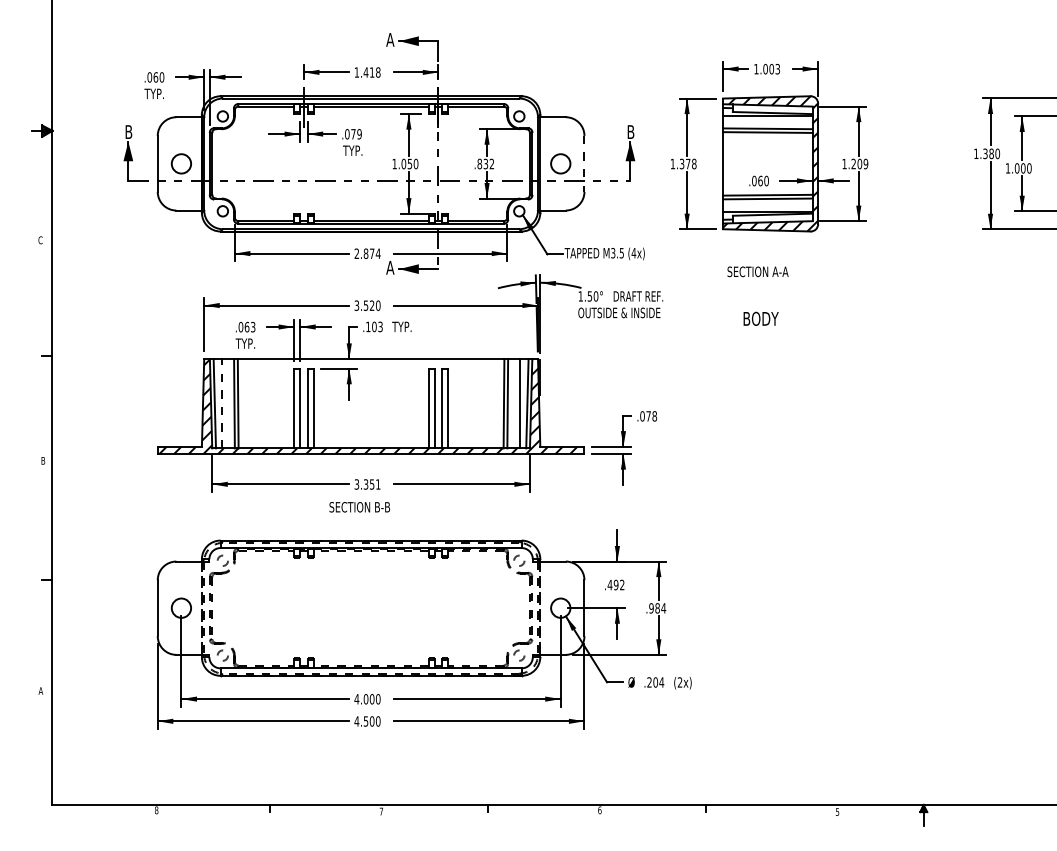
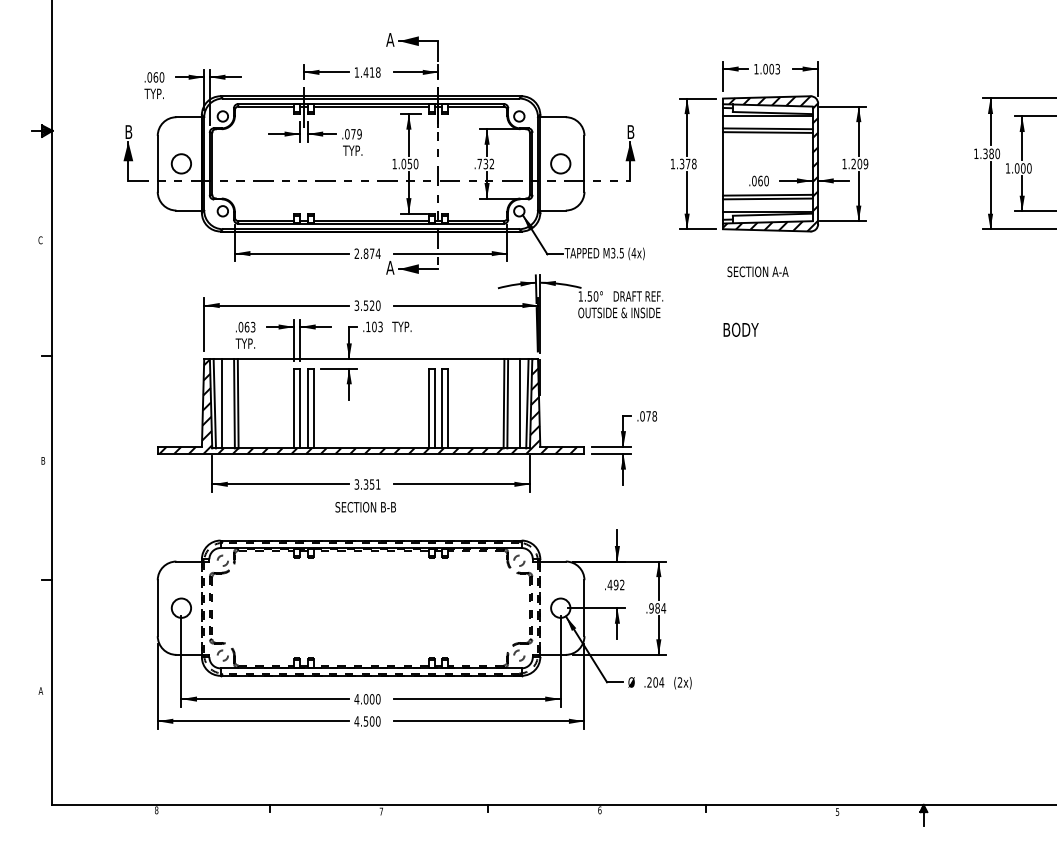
text: .832 -> .732 (479, 163)
line: dashed -> solid (584, 163)
text position: (760, 318) -> (740, 329) (740, 329)
line: dashed -> solid (221, 403)
text position: (359, 507) -> (365, 507) (365, 507)
